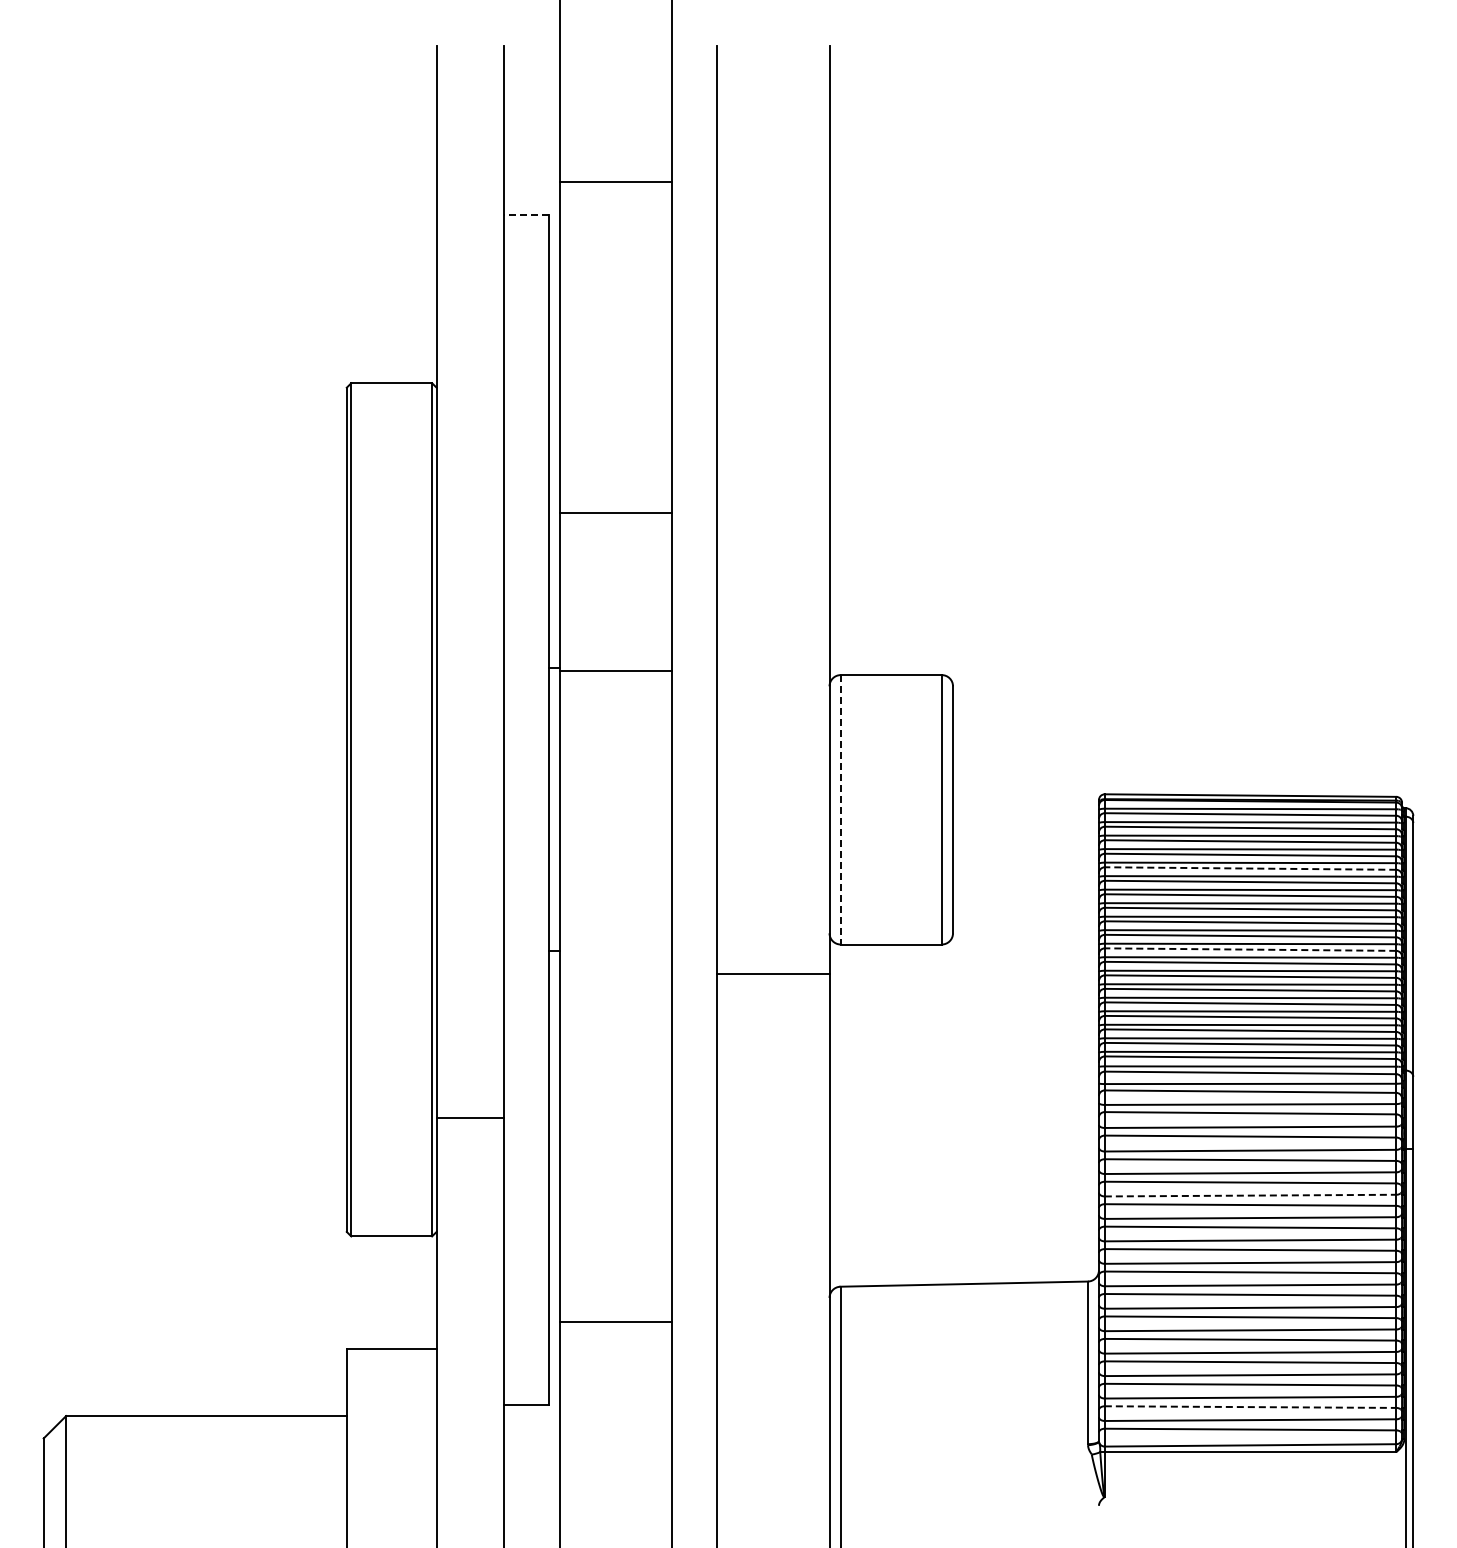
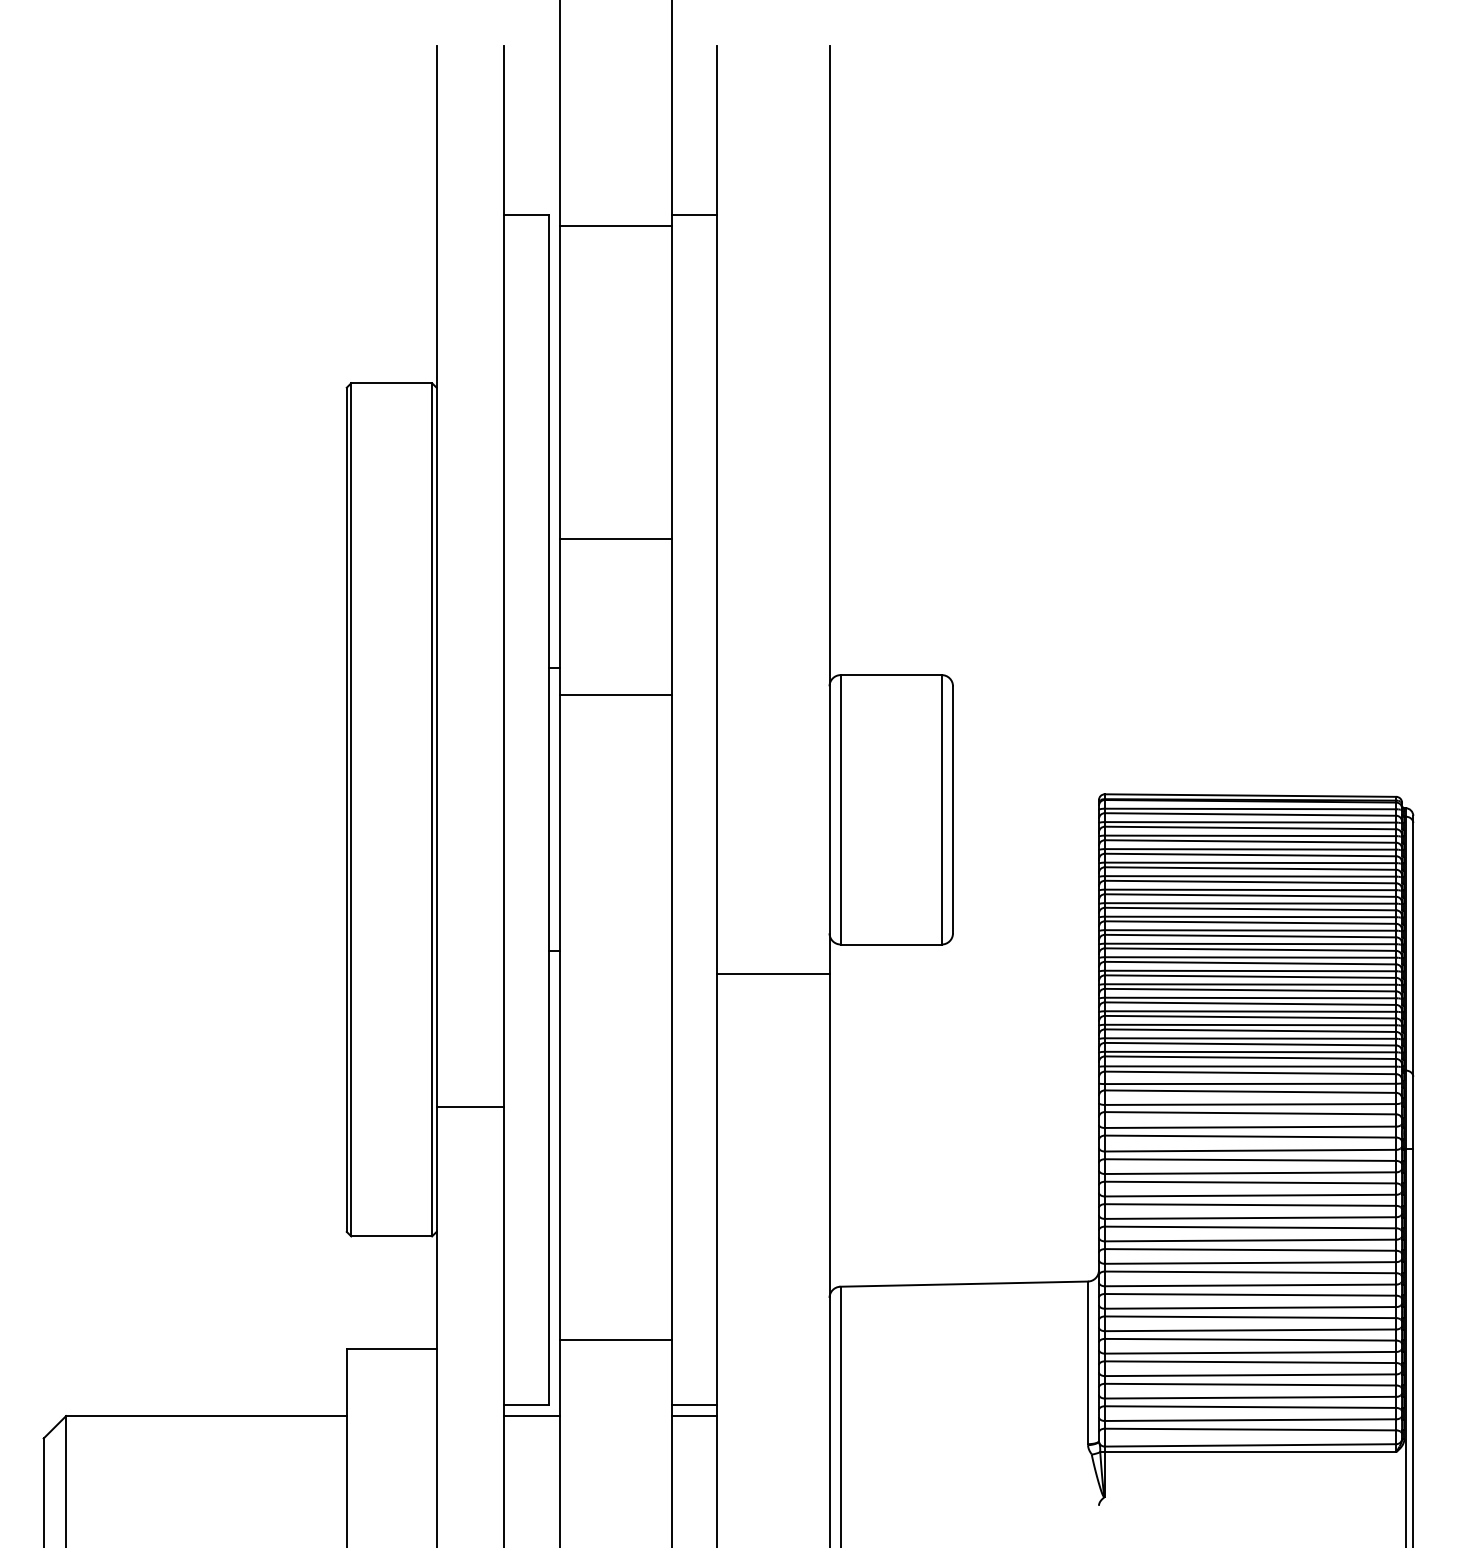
line position: (616, 182) -> (616, 226) (616, 226)
line: dashed -> solid (525, 214)
line: none -> present (694, 214)
line position: (616, 513) -> (616, 539) (616, 539)
line position: (616, 671) -> (616, 695) (616, 695)
line: dashed -> solid (840, 809)
line: dashed -> solid (1250, 868)
line: dashed -> solid (1250, 949)
line position: (469, 1117) -> (469, 1106) (469, 1106)
line: dashed -> solid (1250, 1195)
line position: (616, 1322) -> (616, 1340) (616, 1340)
line: none -> present (694, 1404)
line: dashed -> solid (1250, 1407)
line: none -> present (531, 1416)
line: none -> present (694, 1416)
